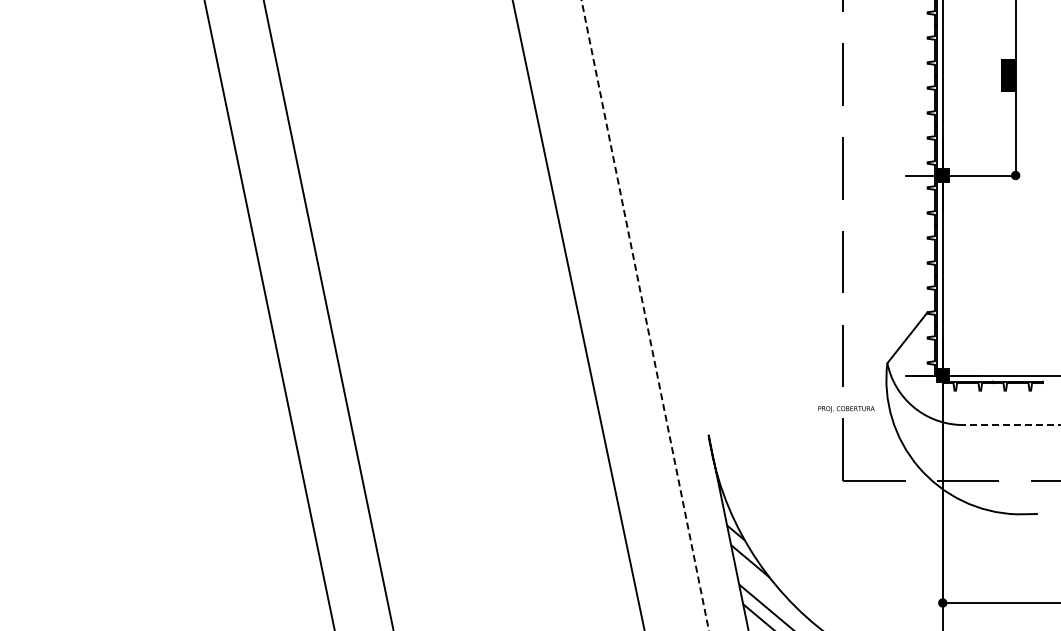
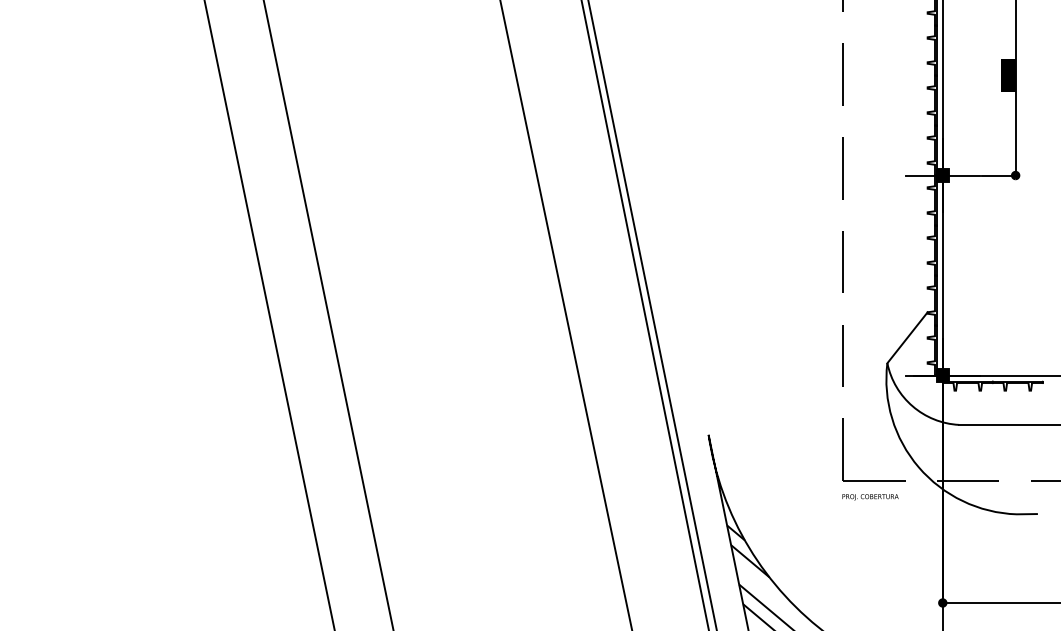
line position: (578, 314) -> (565, 314) (565, 314)
line: dashed -> solid (645, 314)
line: none -> present (652, 314)
text position: (846, 409) -> (870, 497) (870, 497)
line: dashed -> solid (1010, 424)
